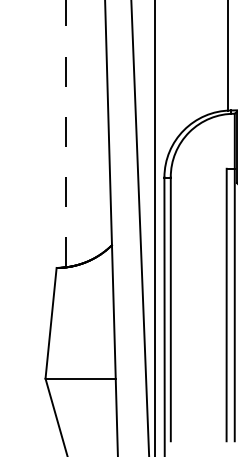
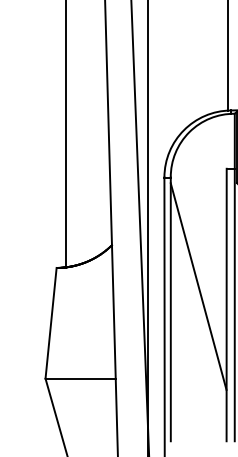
line: dashed -> solid (65, 133)
line position: (155, 227) -> (148, 227) (148, 227)
line: none -> present (198, 286)
